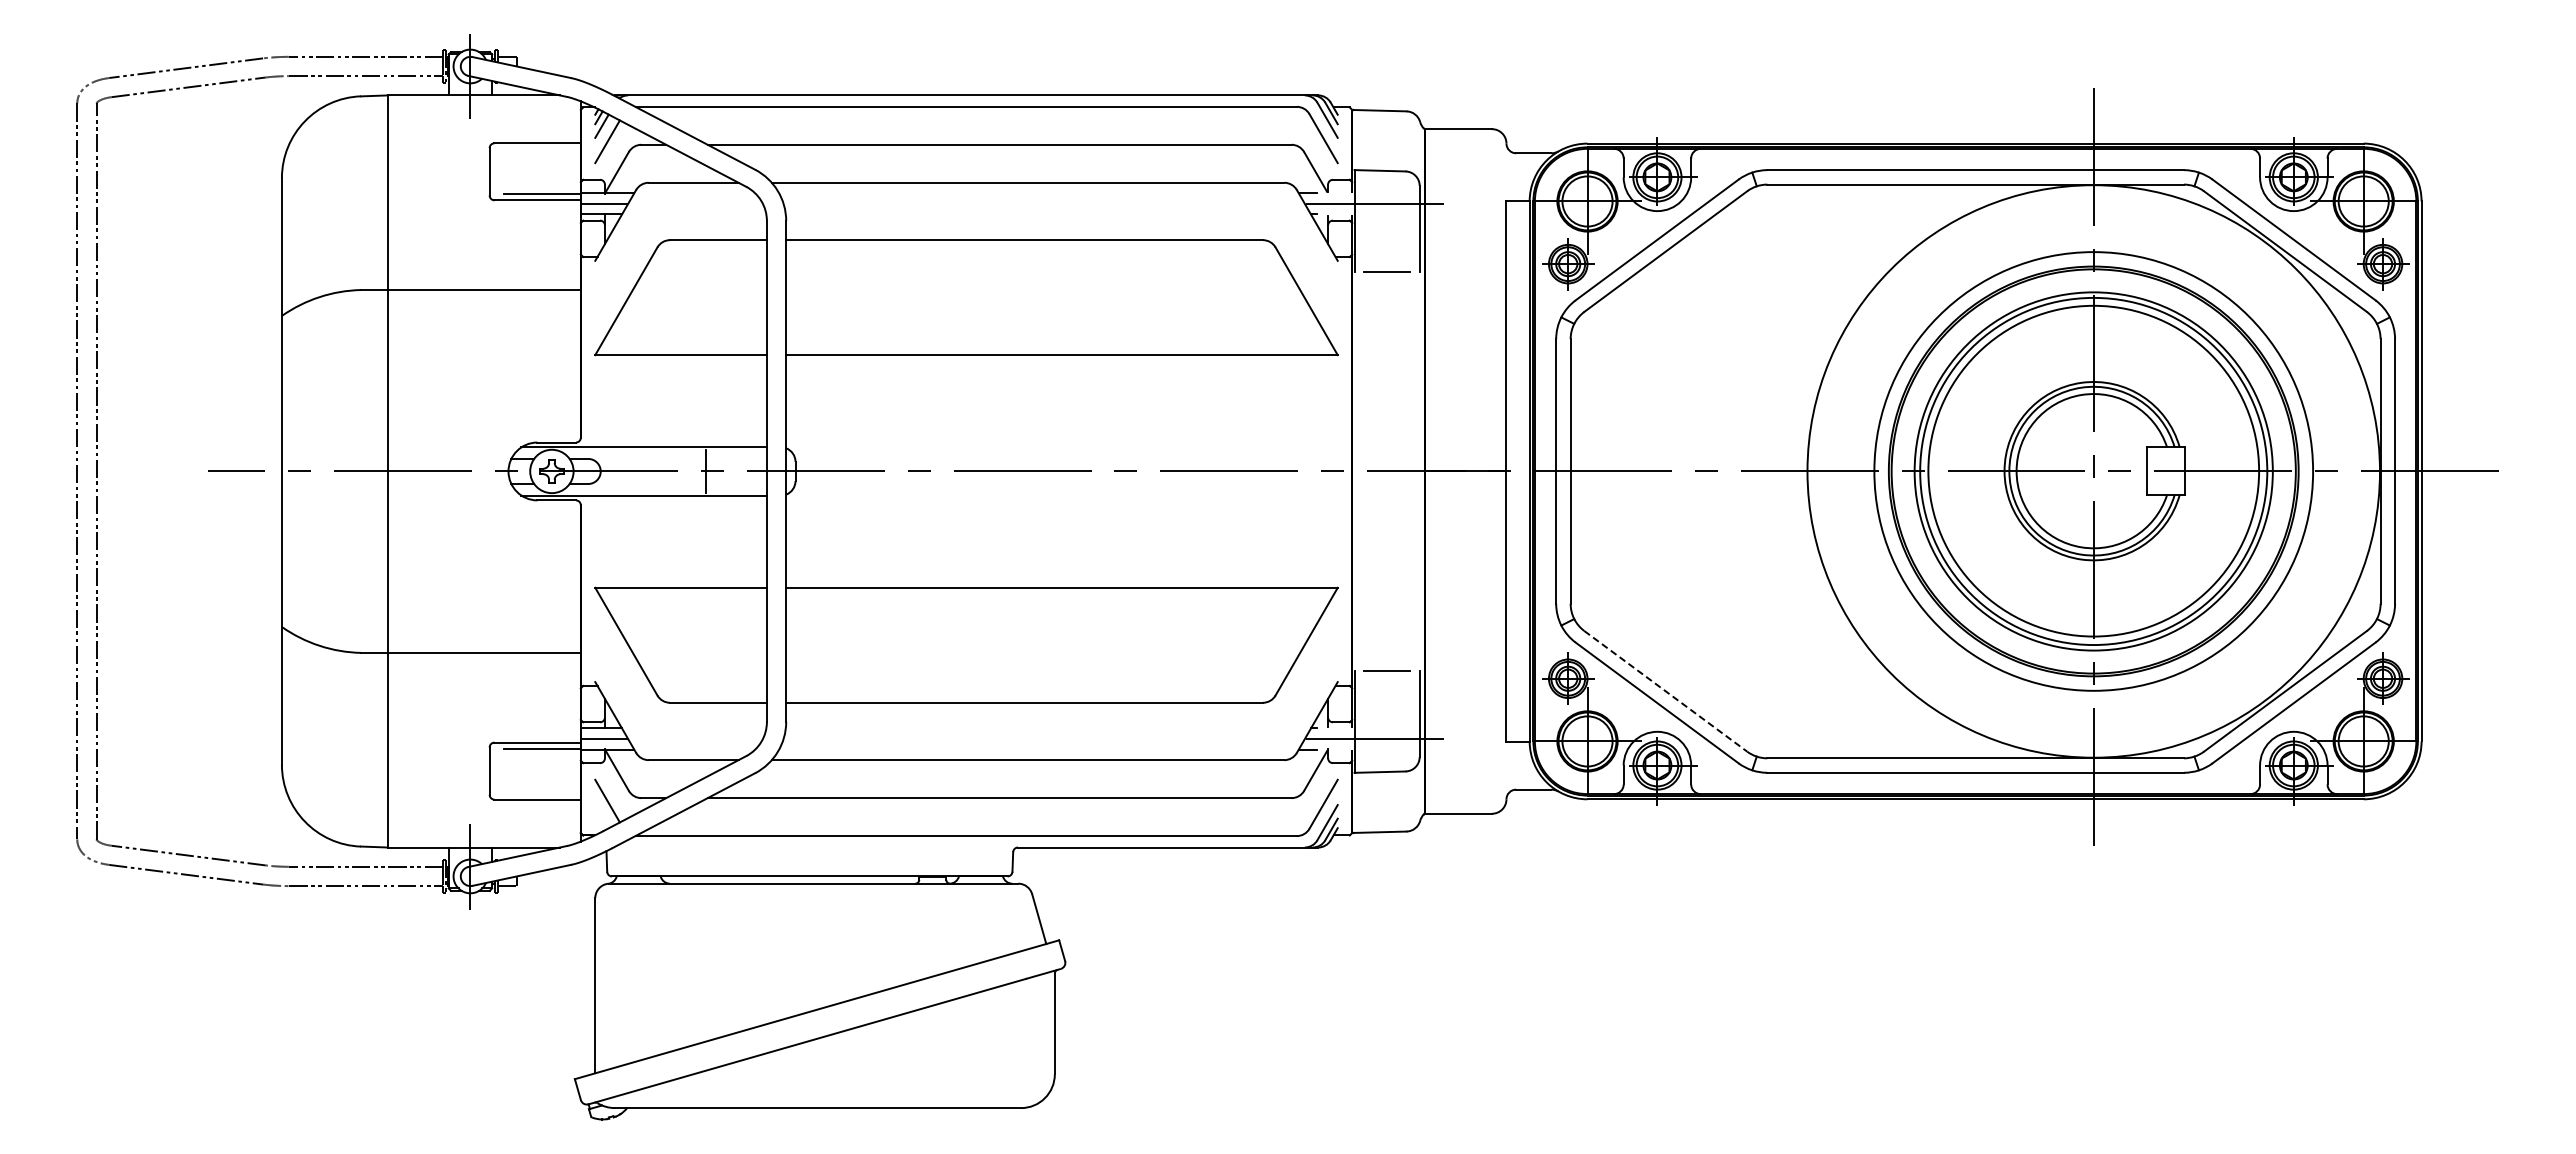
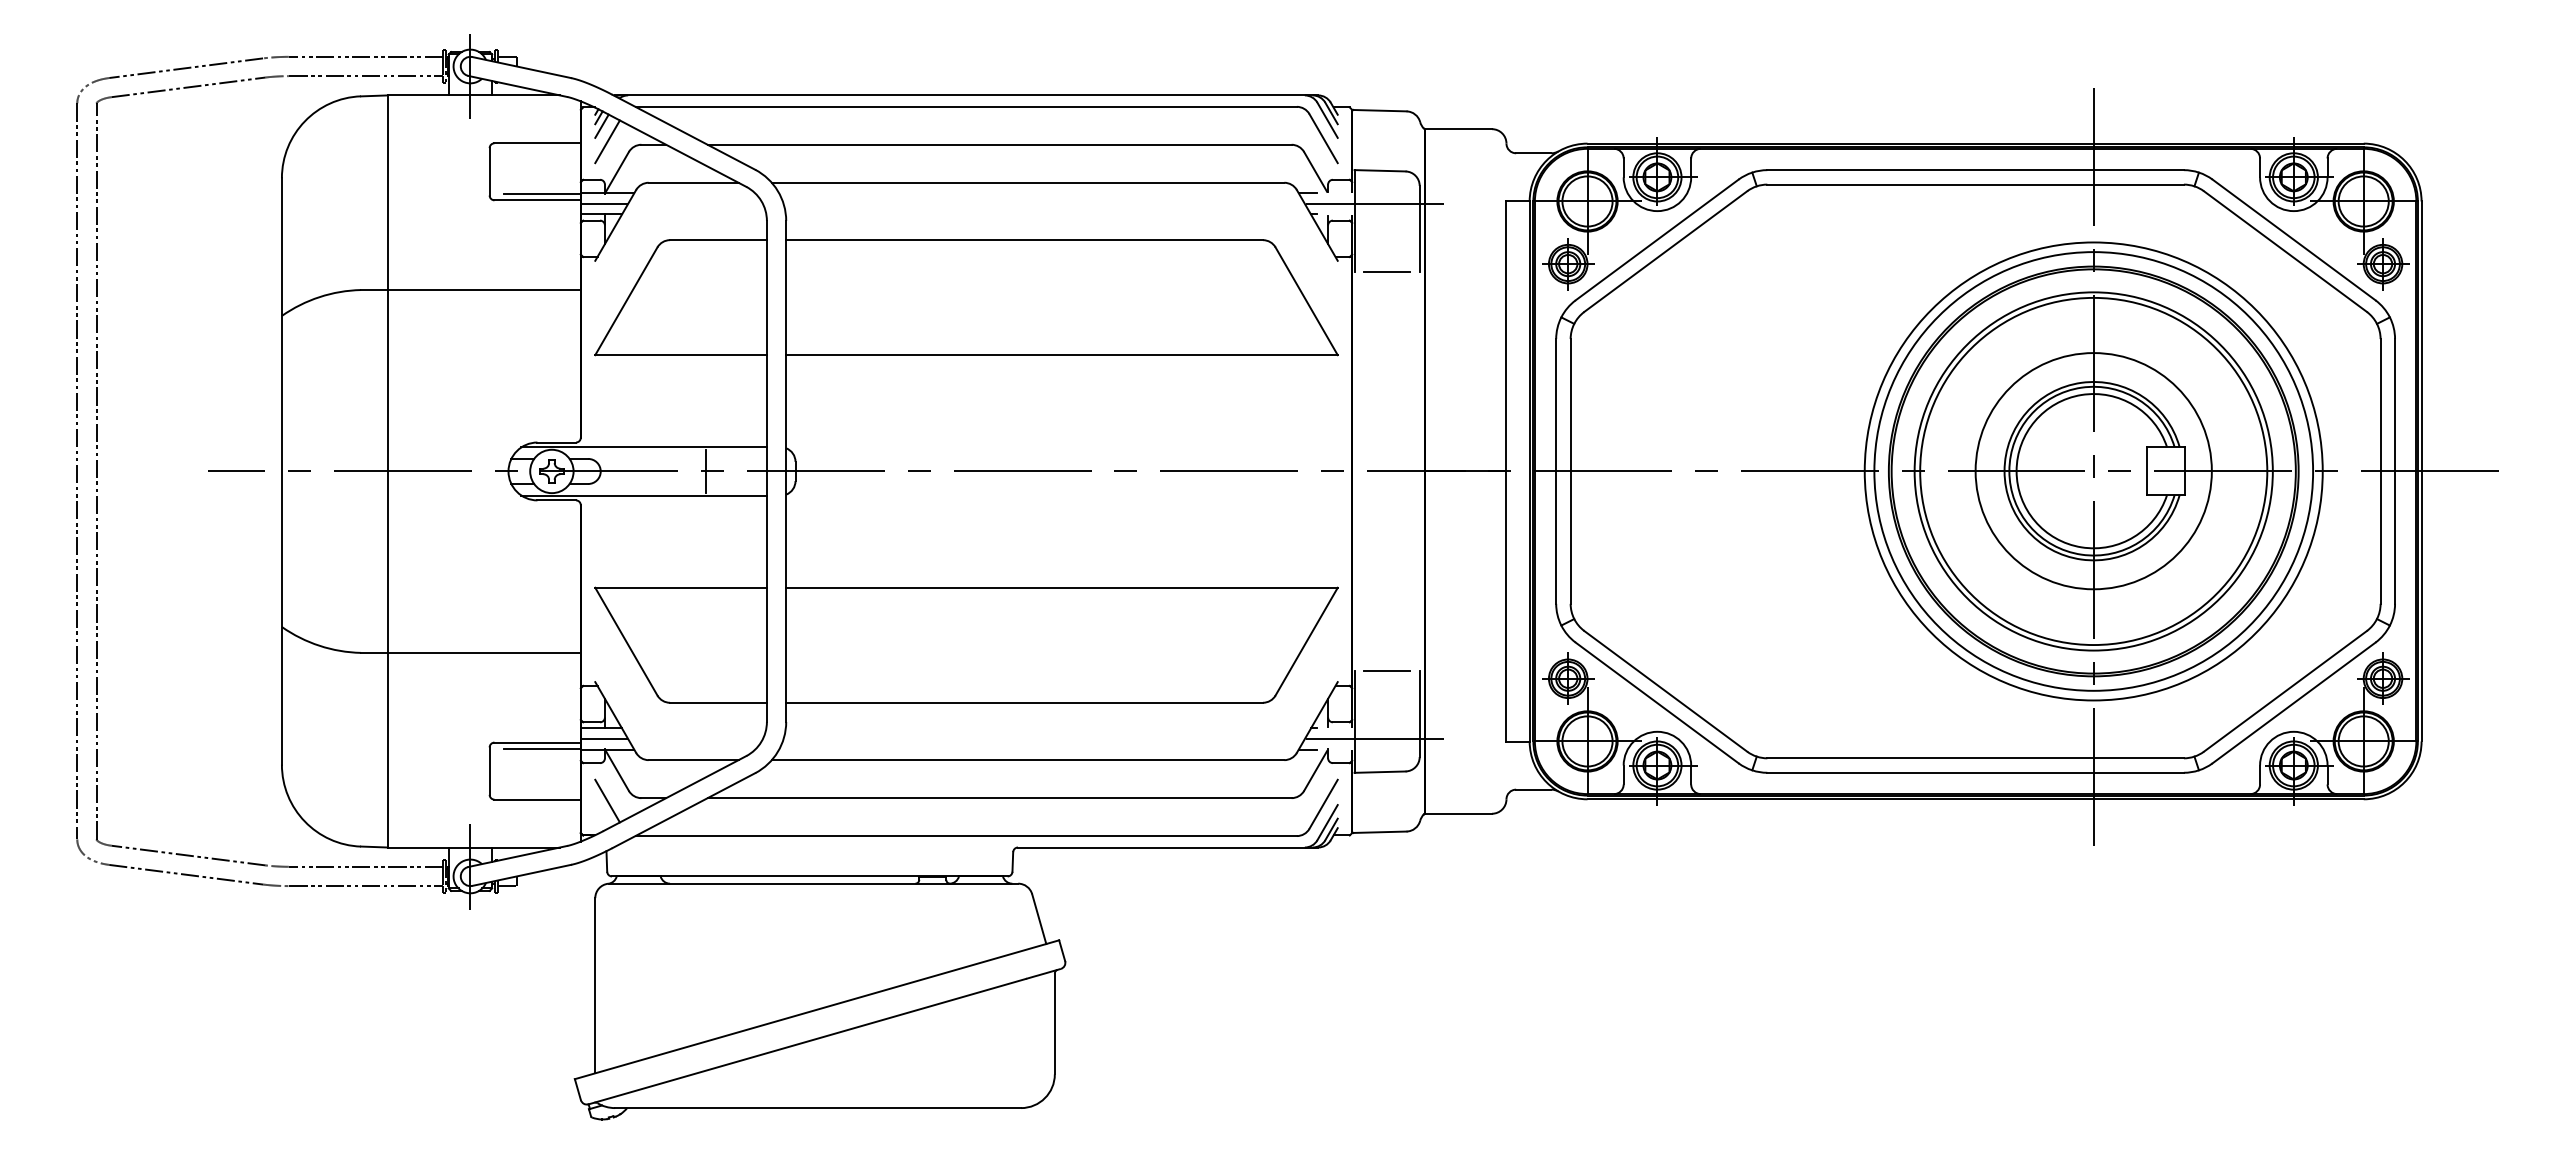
circle diameter: 331 px -> 236 px (2093, 471)
circle diameter: 573 px -> 458 px (2093, 471)
line: dashed -> solid (1666, 691)
